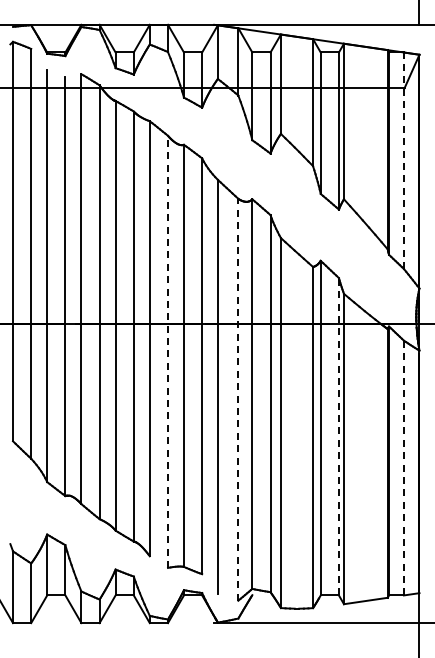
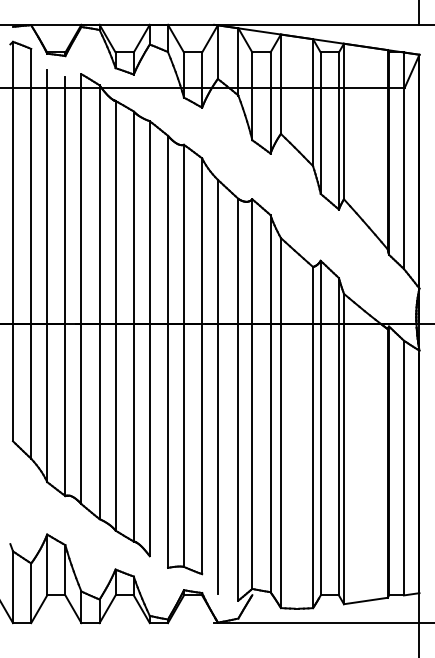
line: dashed -> solid (403, 160)
line: dashed -> solid (167, 351)
line: dashed -> solid (238, 399)
line: dashed -> solid (338, 436)
line: dashed -> solid (403, 467)
